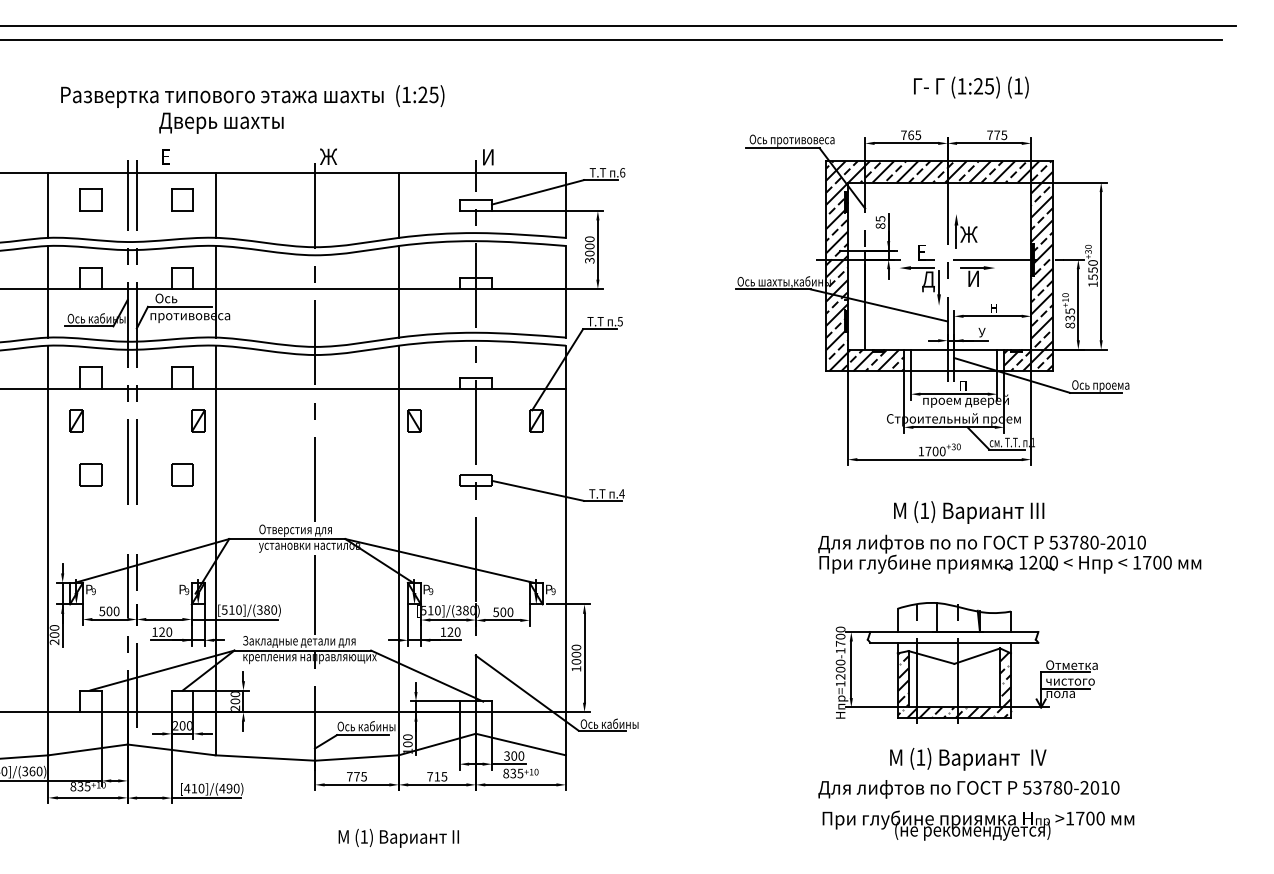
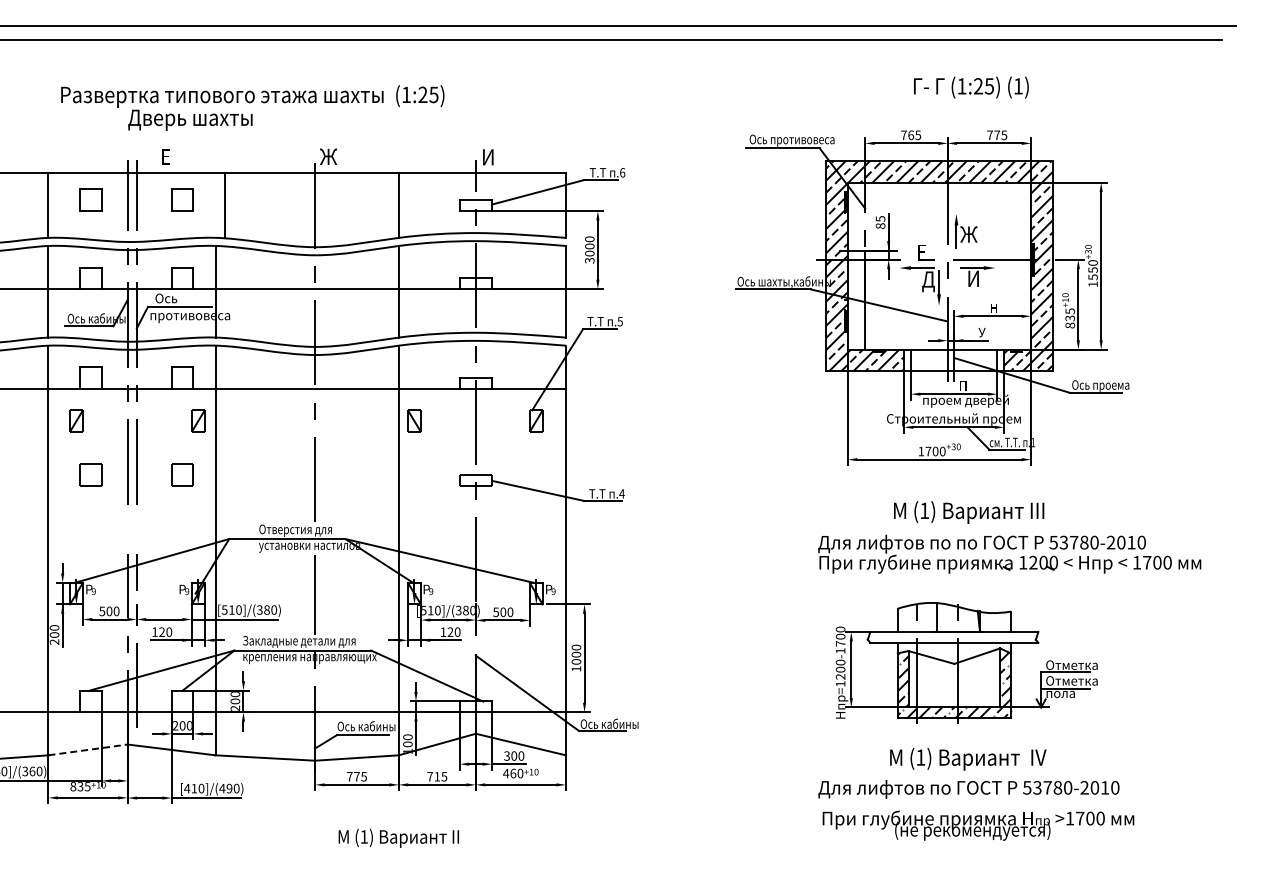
text position: (221, 122) -> (190, 119) (190, 119)
line position: (215, 205) -> (224, 205) (224, 205)
text: чистого -> Отметка (1071, 680)
line: solid -> dashed (88, 749)
text: 835 -> 460 (513, 773)
